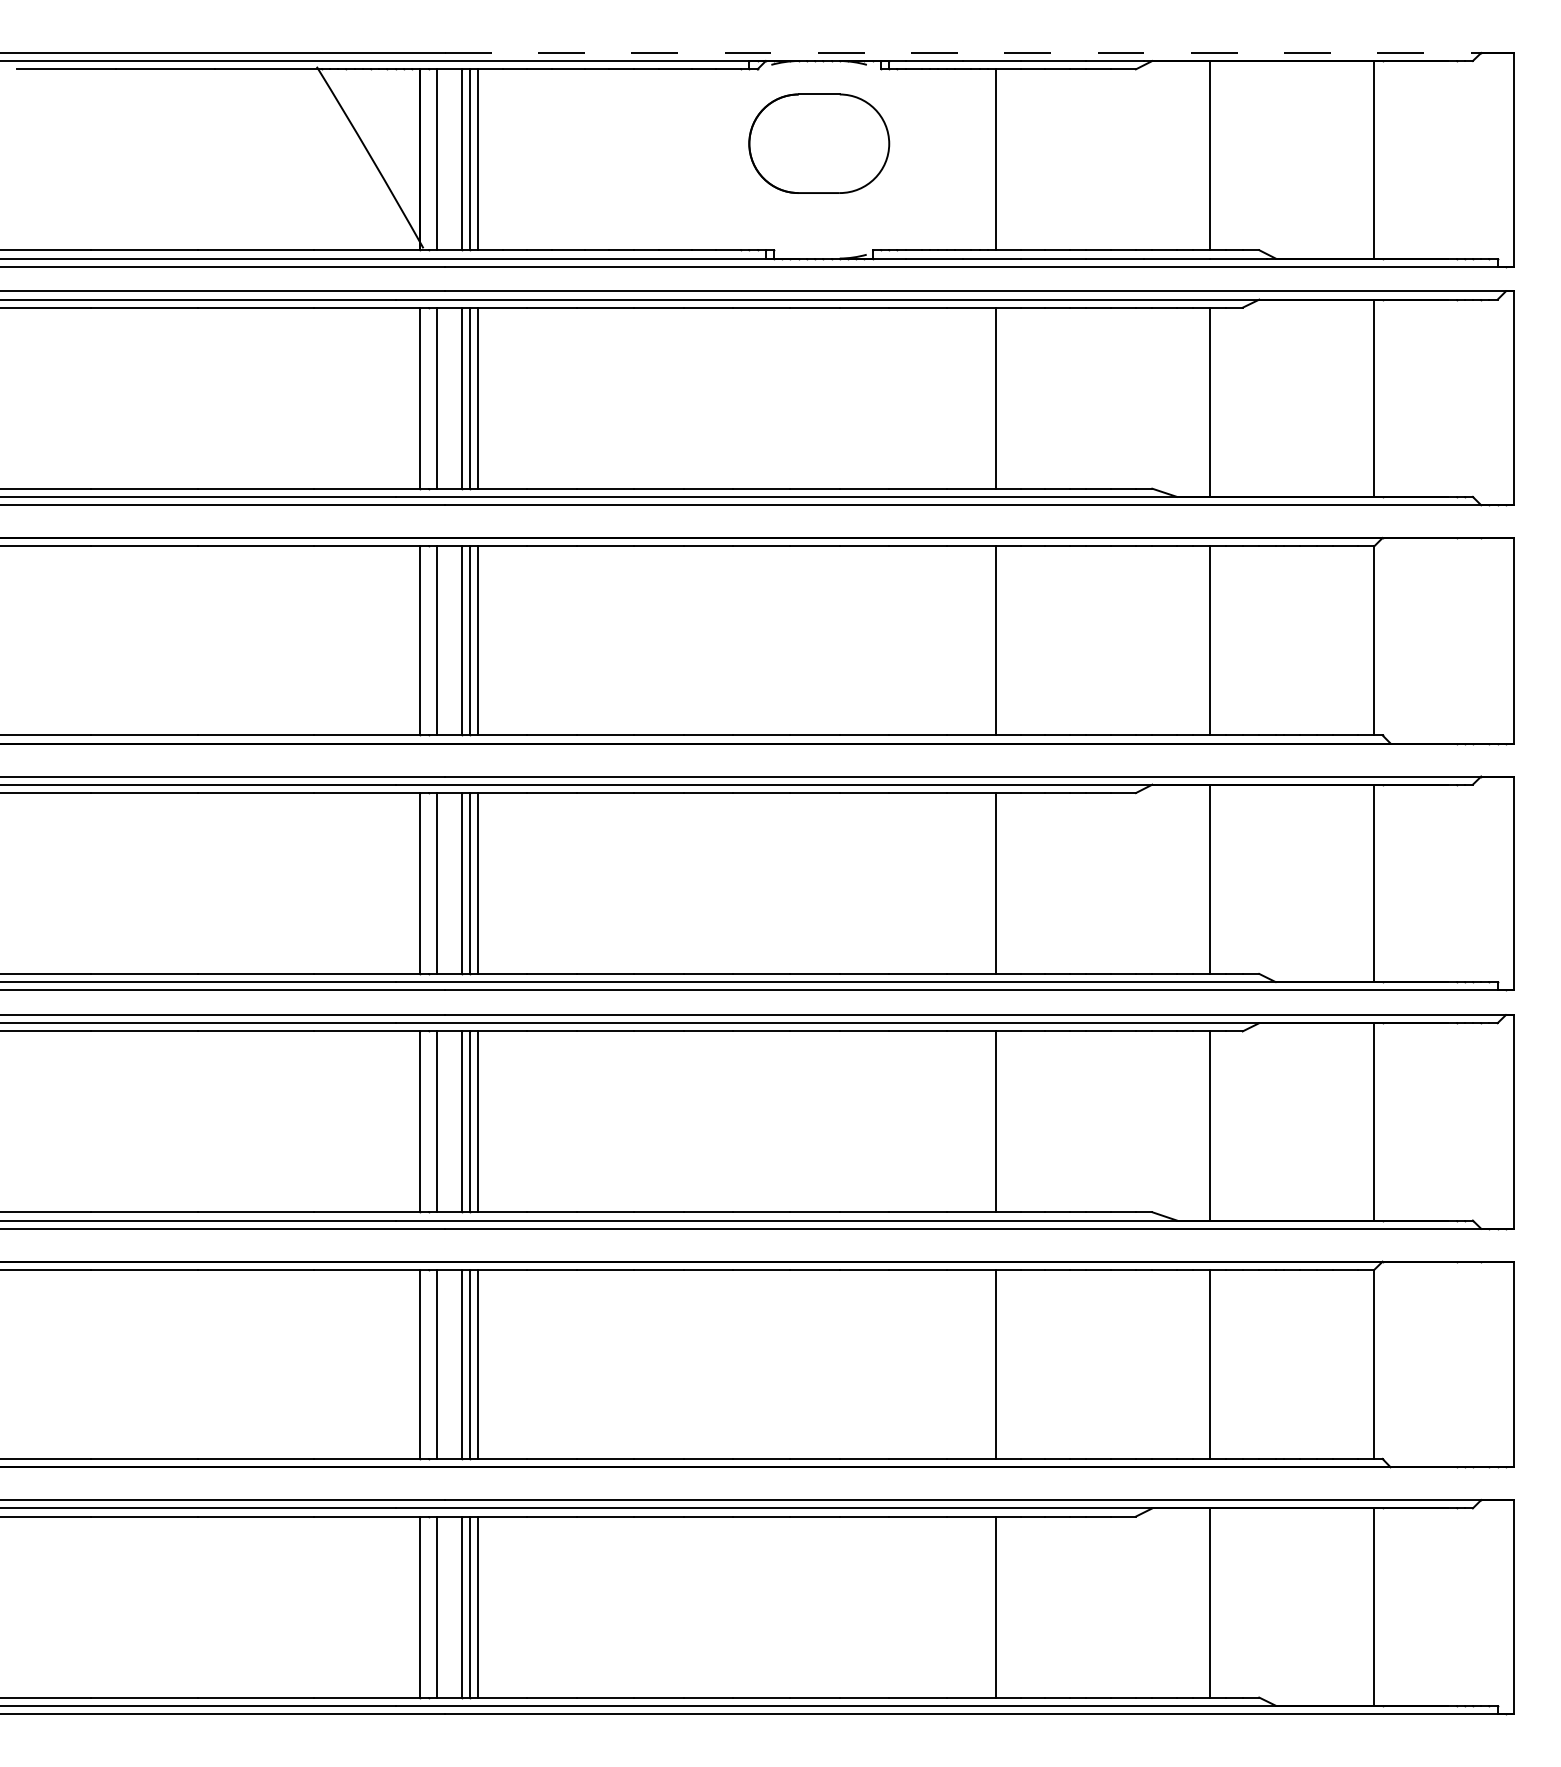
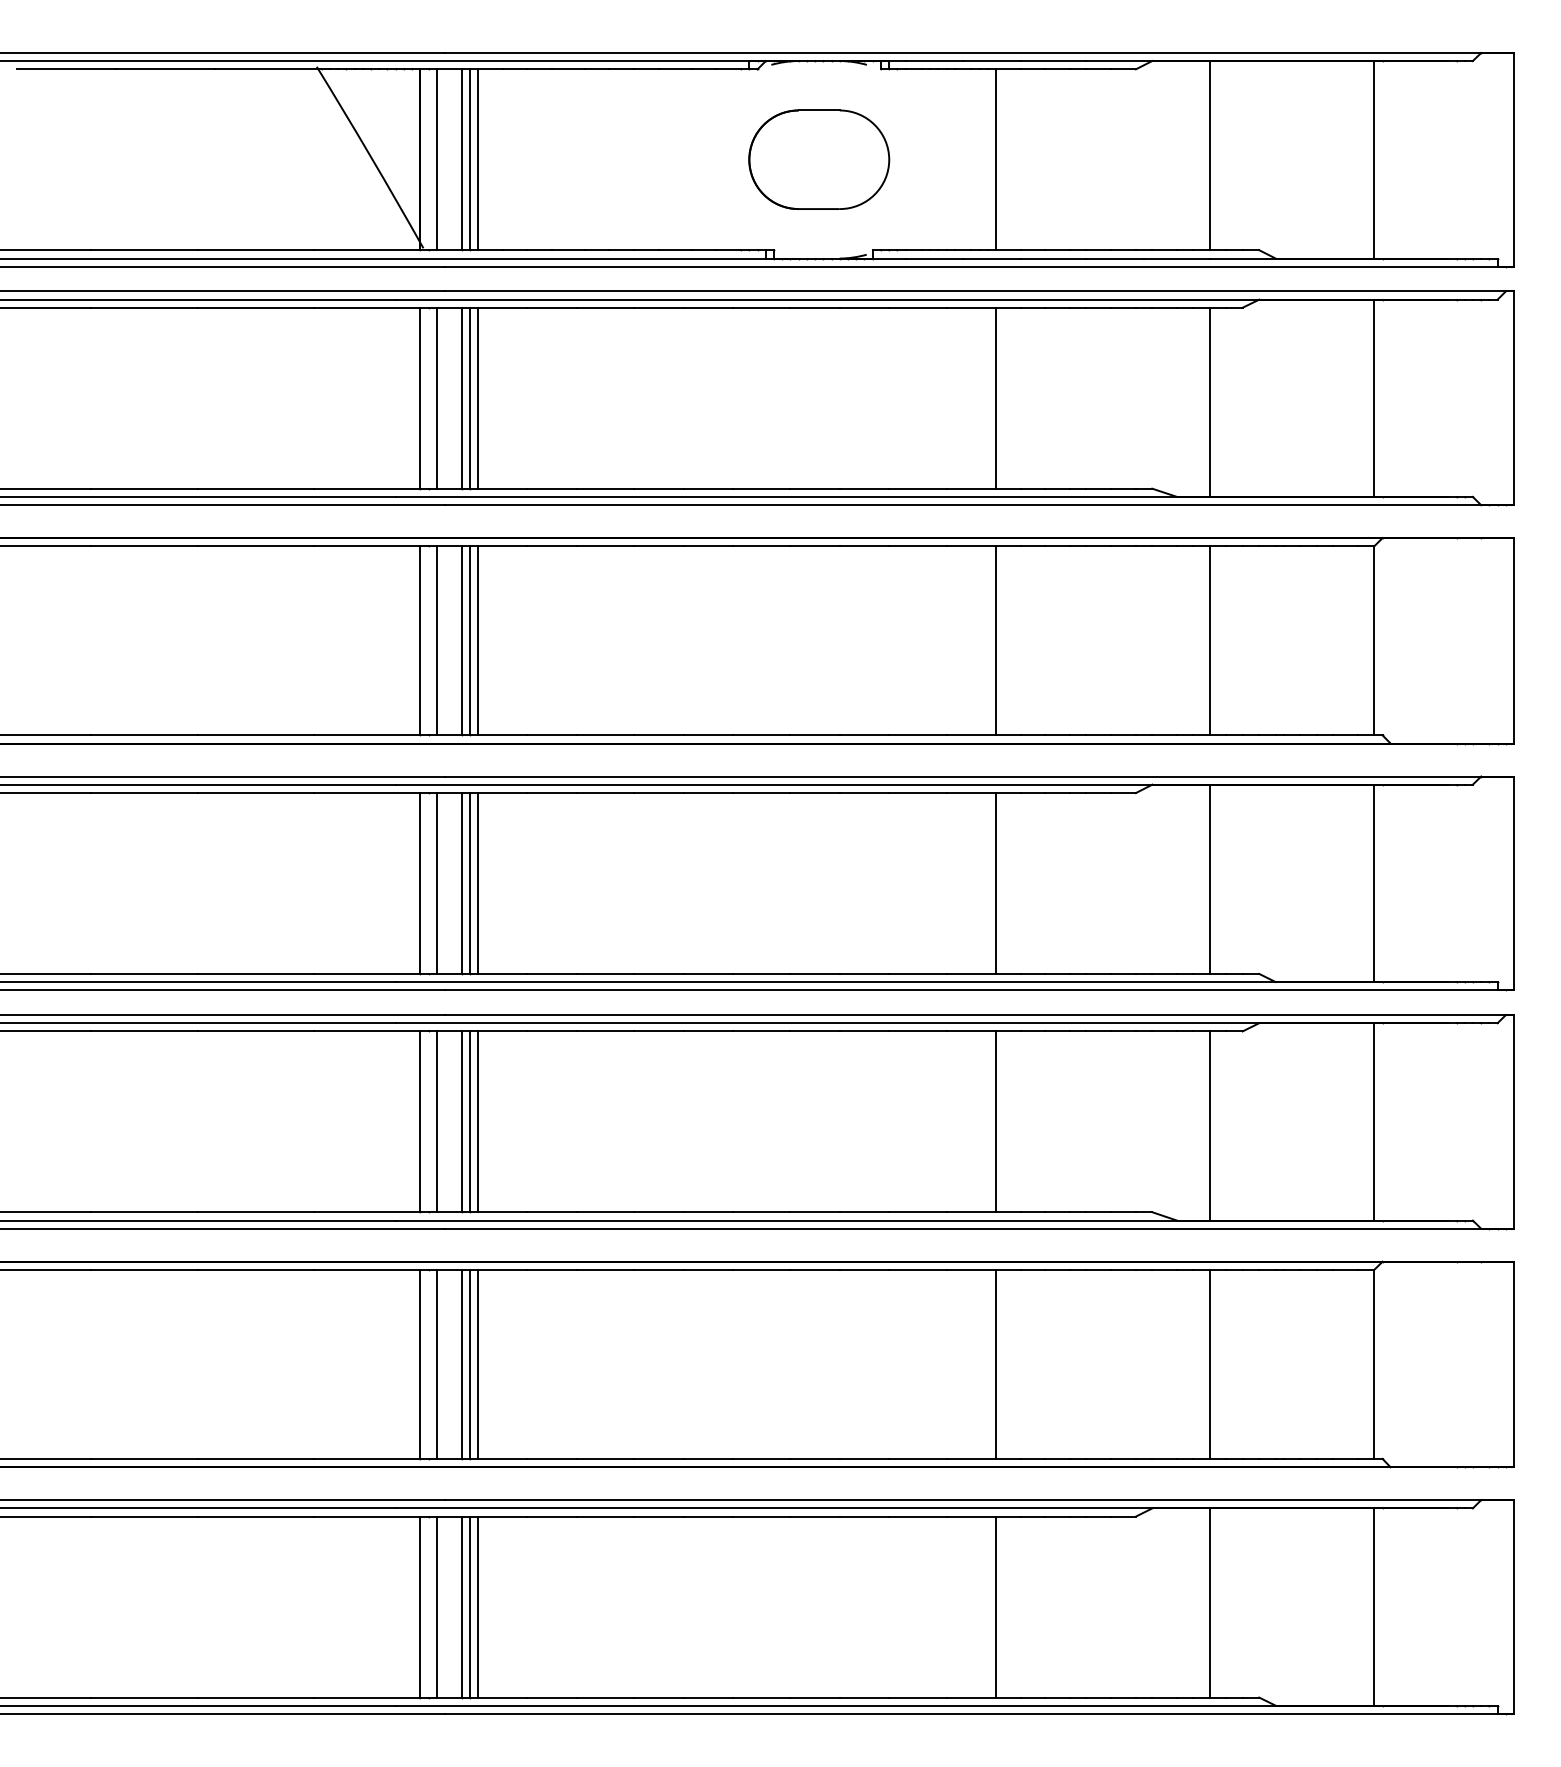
line: dashed -> solid (979, 53)
part position: (819, 143) -> (819, 159) (819, 159)
